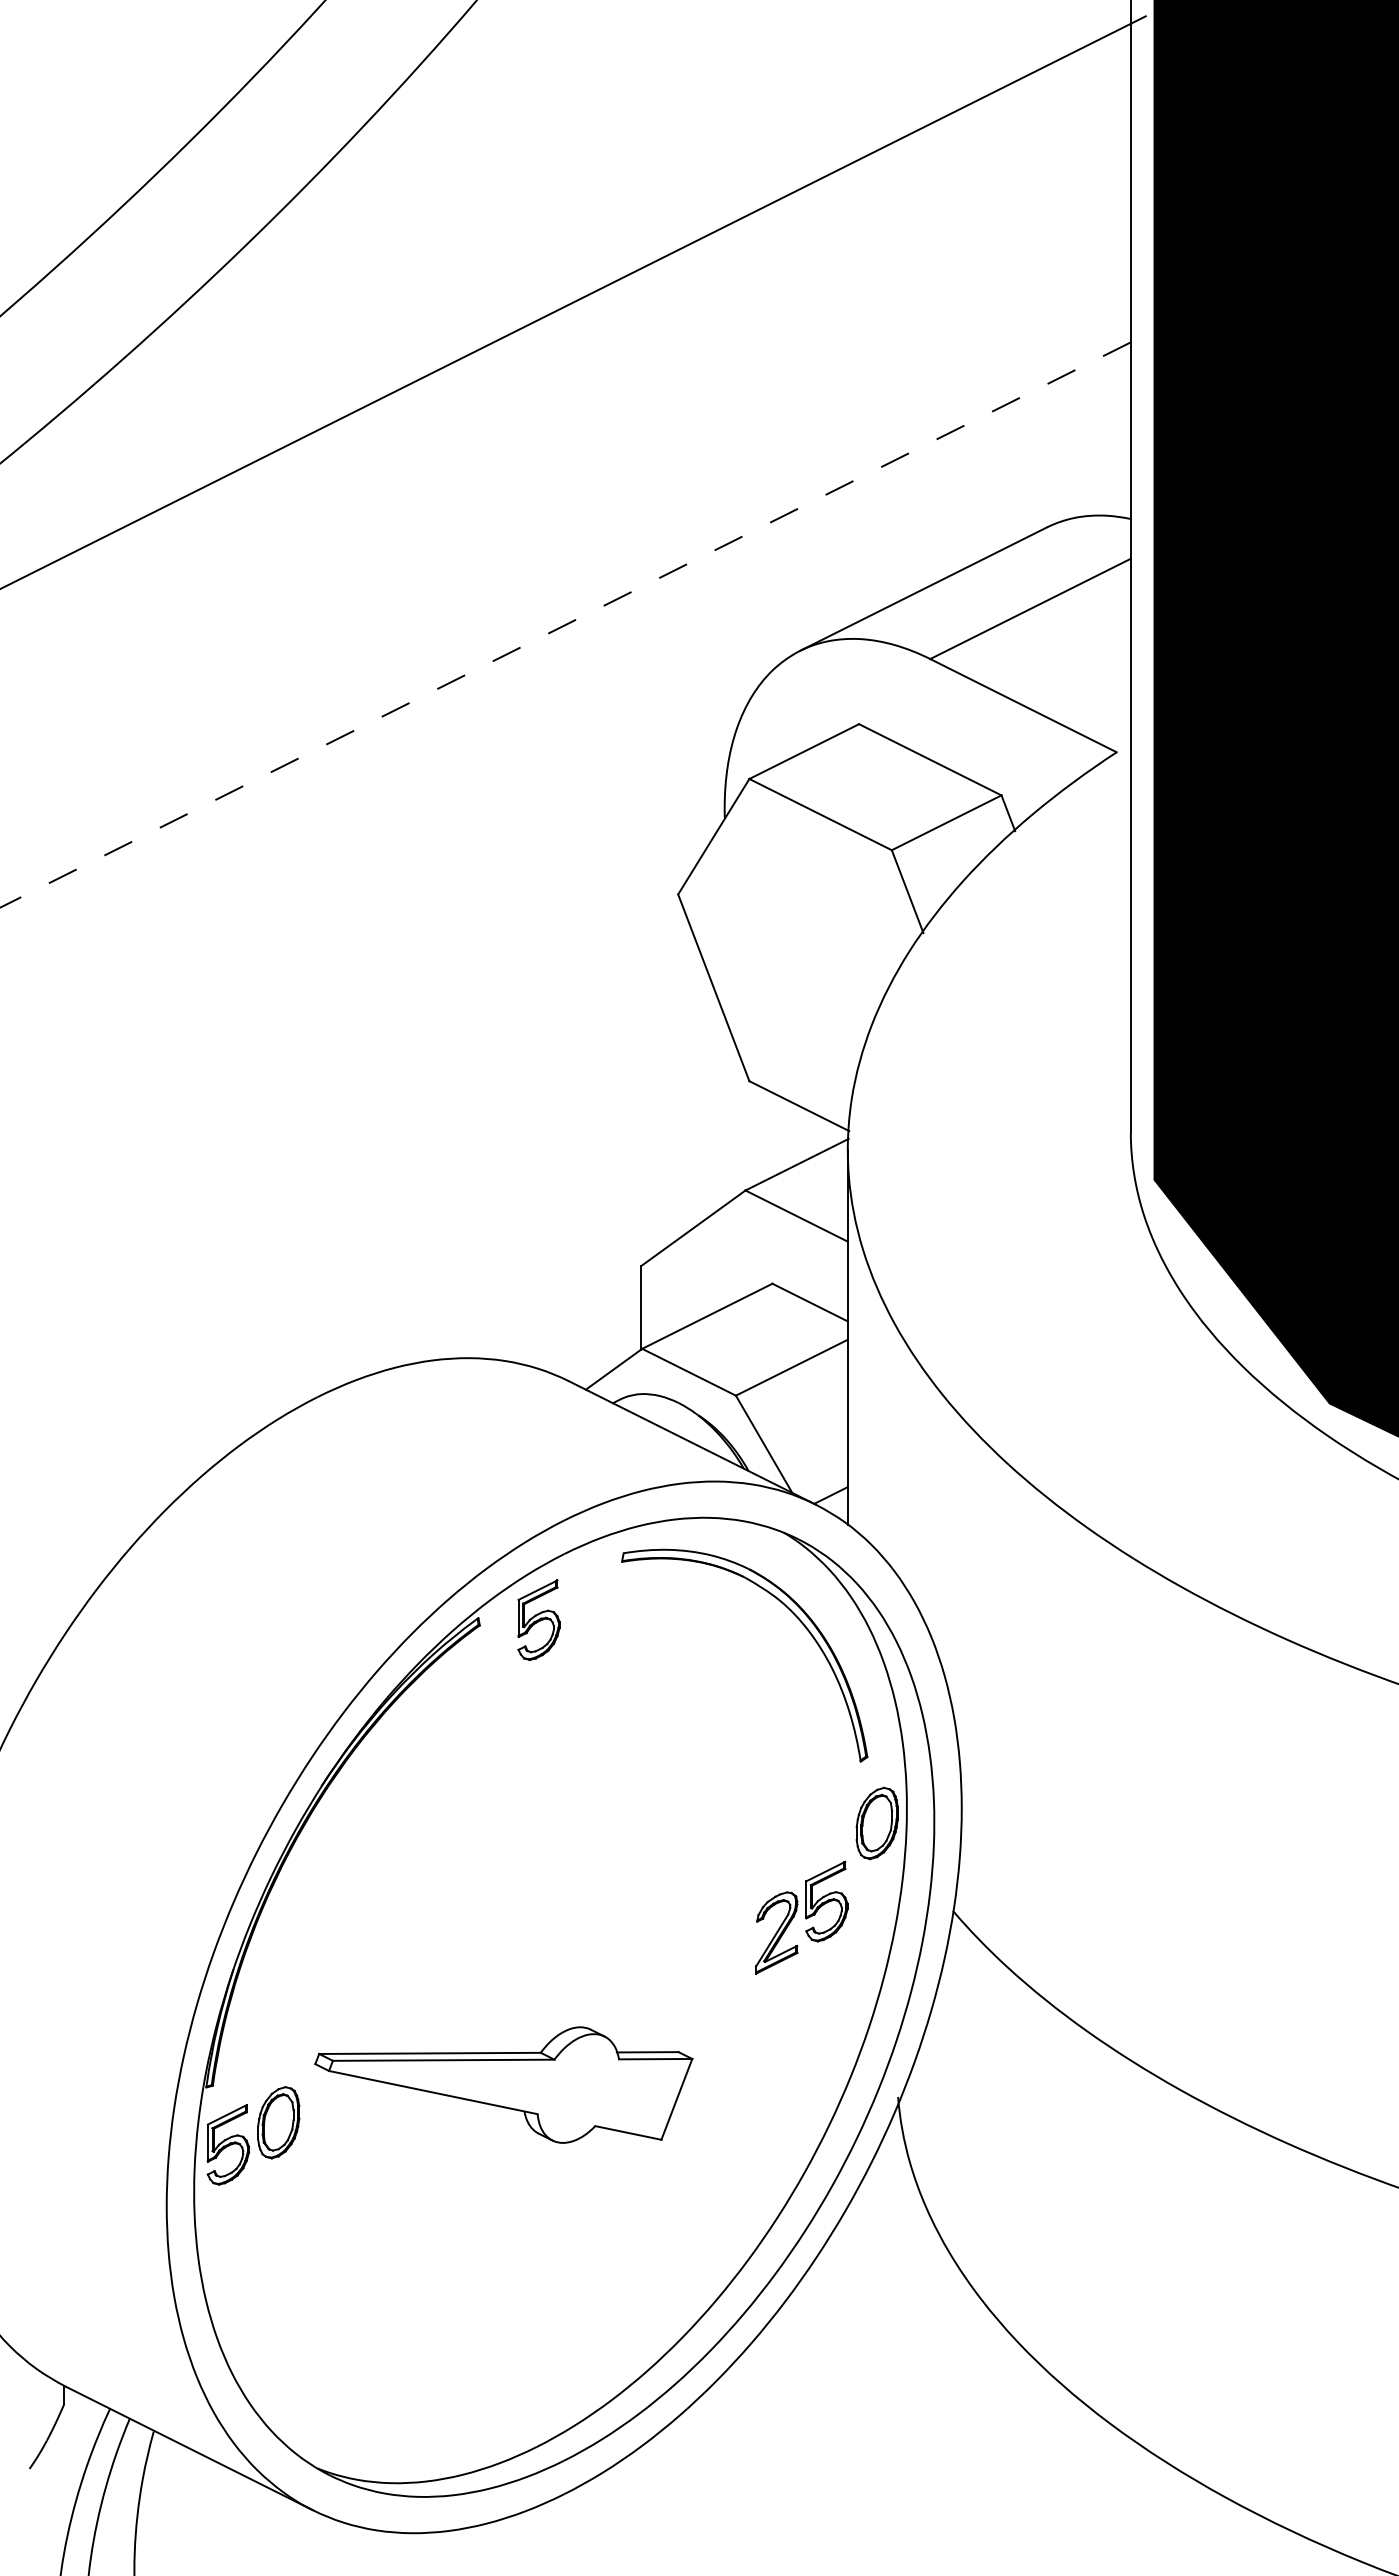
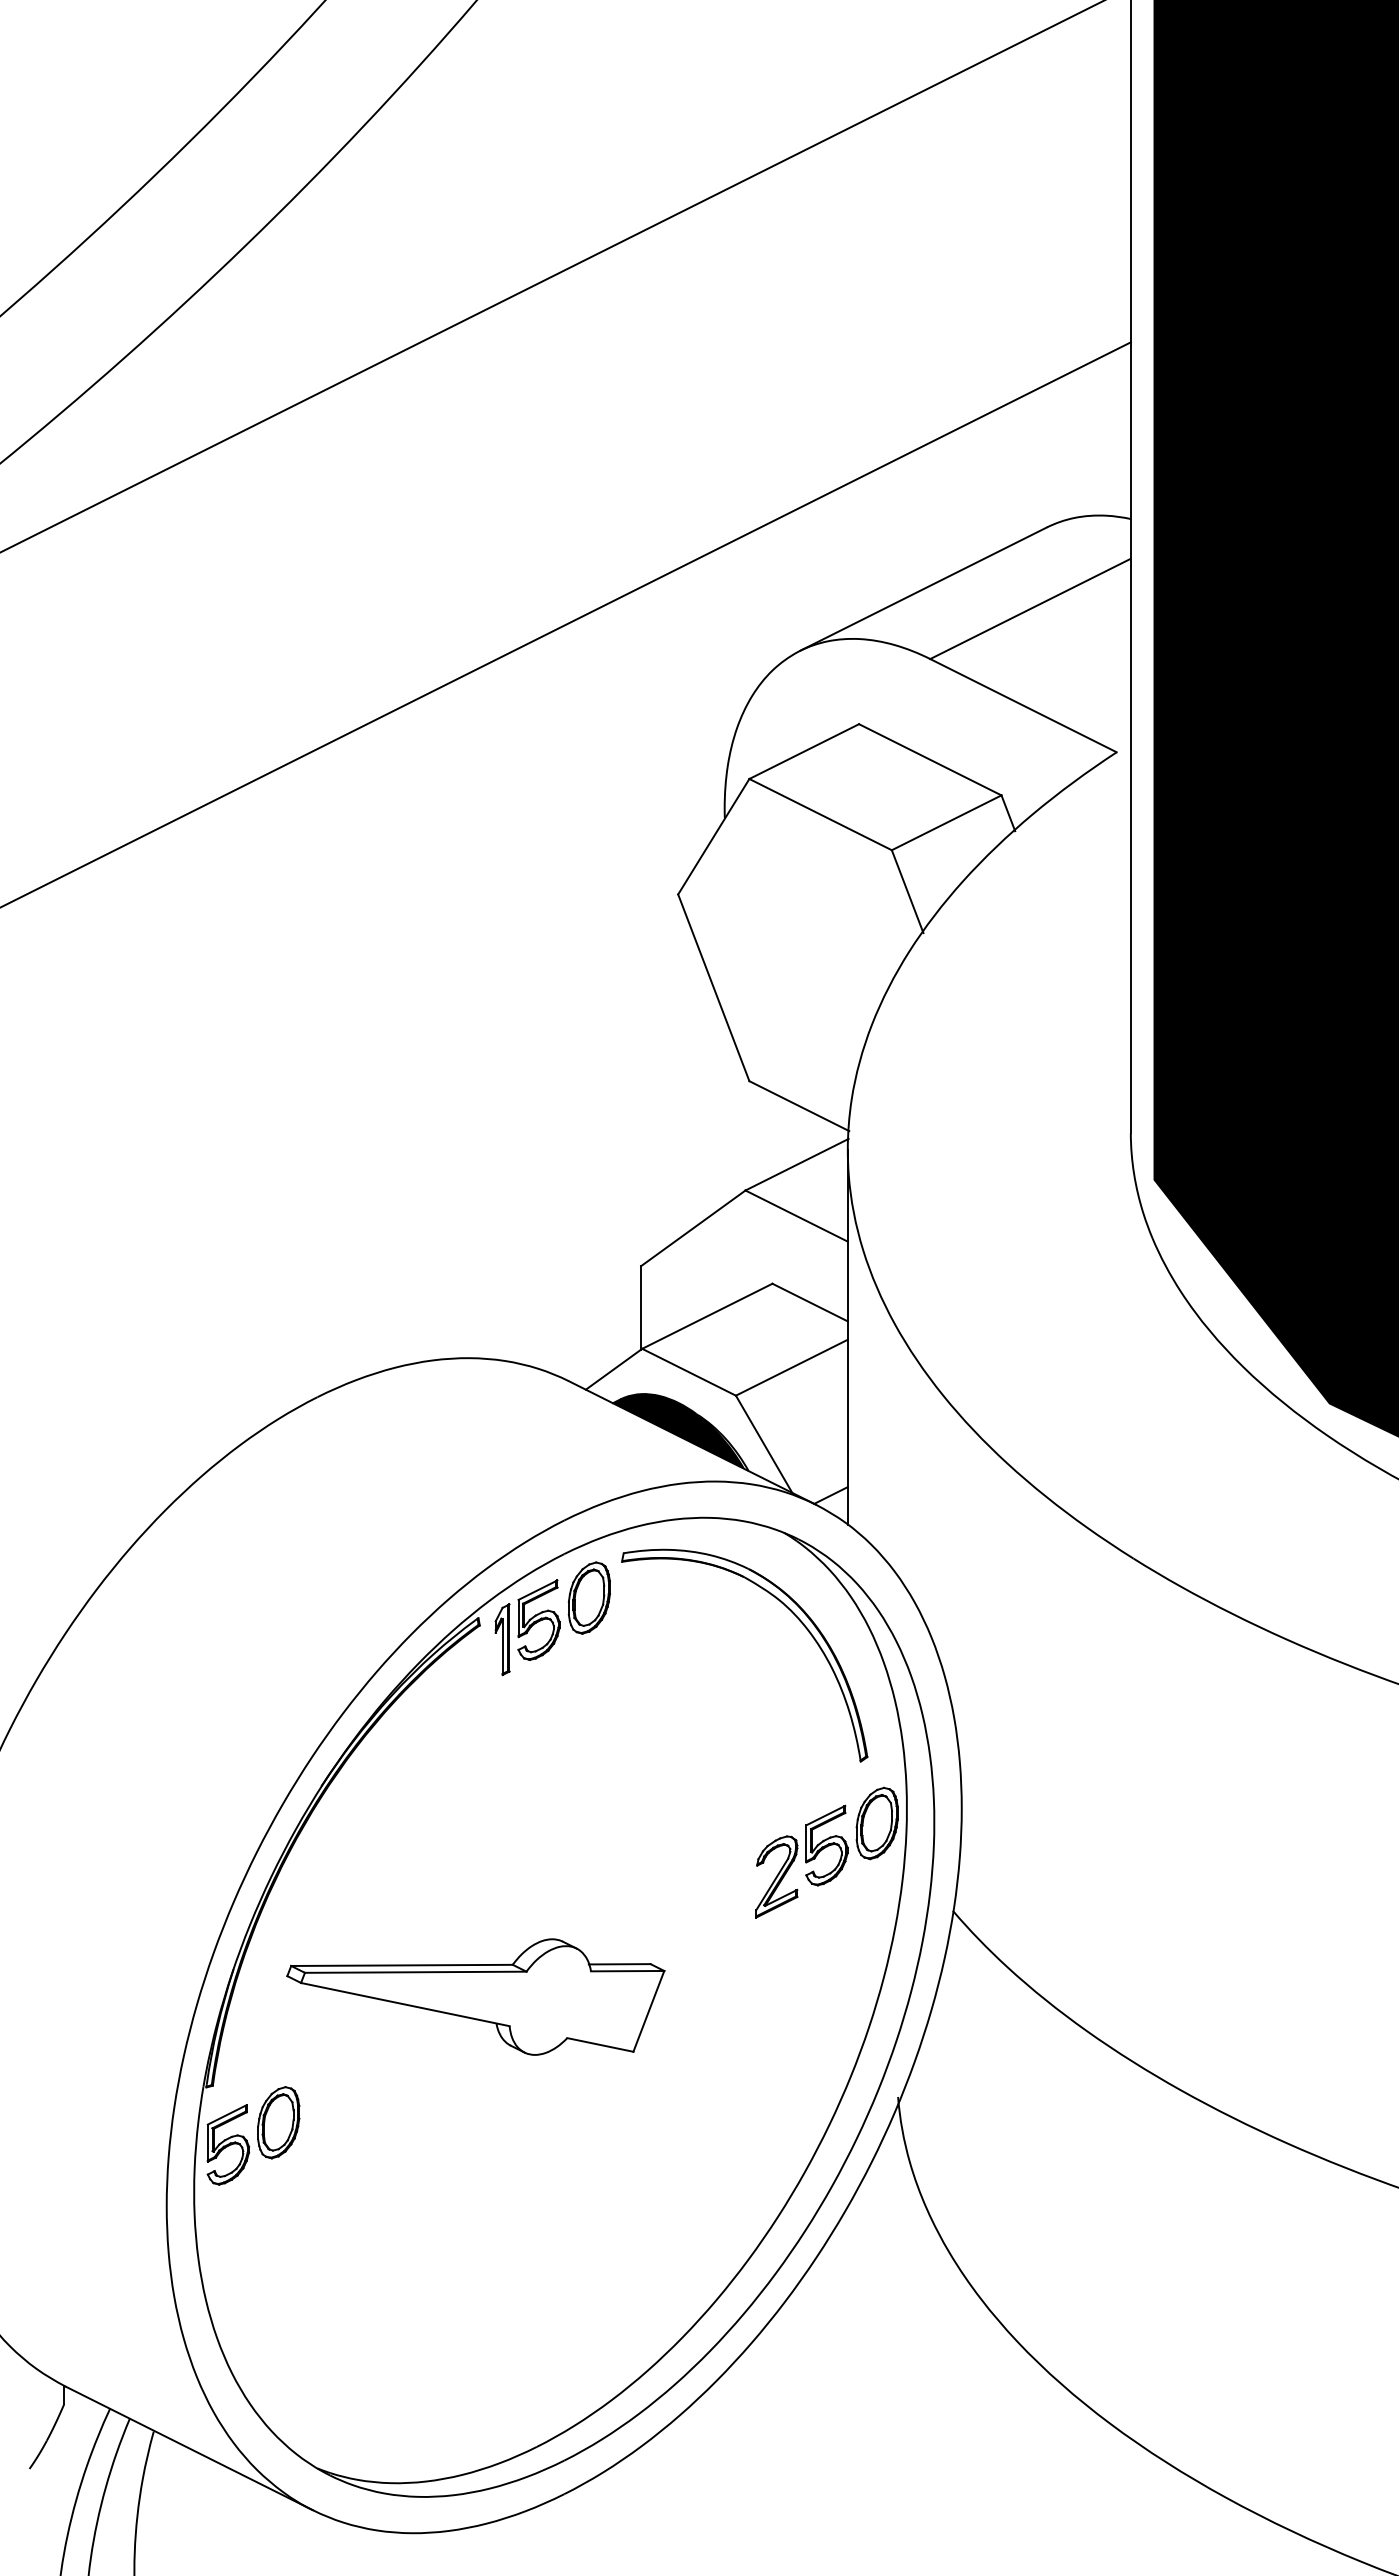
line position: (573, 301) -> (551, 276) (551, 276)
line: dashed -> solid (565, 624)
fill: none -> present (677, 1431)
part: none -> present (588, 1597)
part: none -> present (502, 1639)
part position: (801, 1917) -> (801, 1861) (801, 1861)
part position: (503, 2084) -> (475, 1996) (475, 1996)
